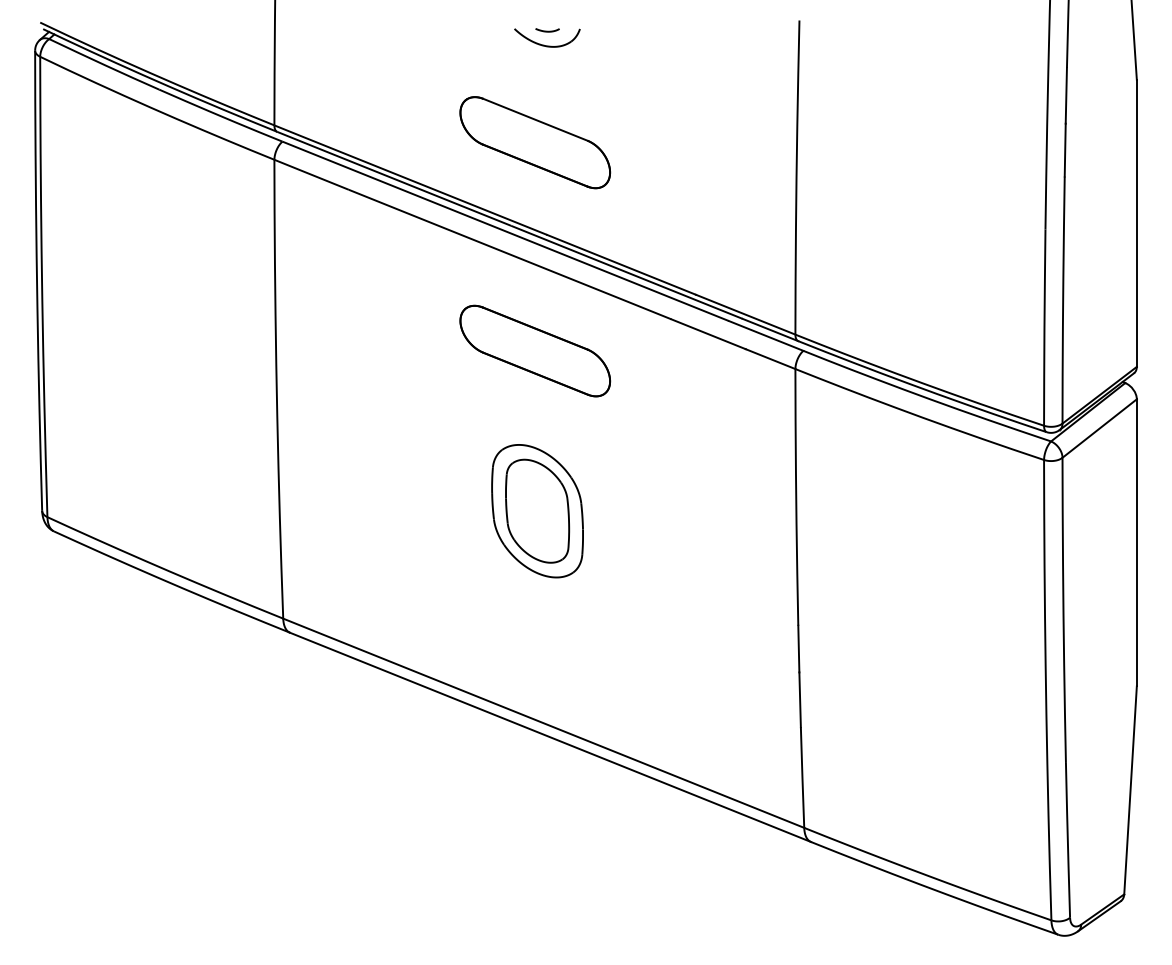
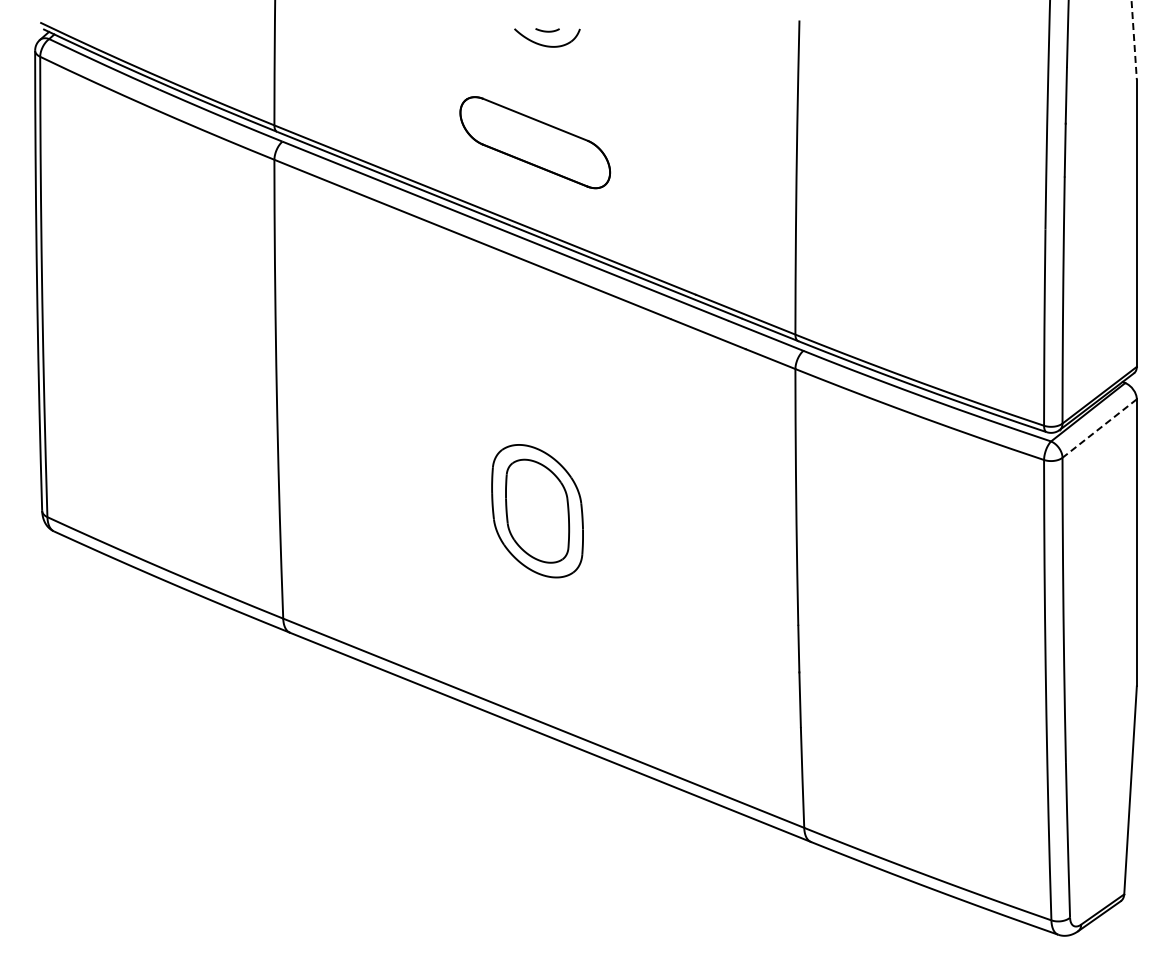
line: solid -> dashed (1134, 40)
part: present -> none (535, 350)
line: solid -> dashed (1099, 428)
